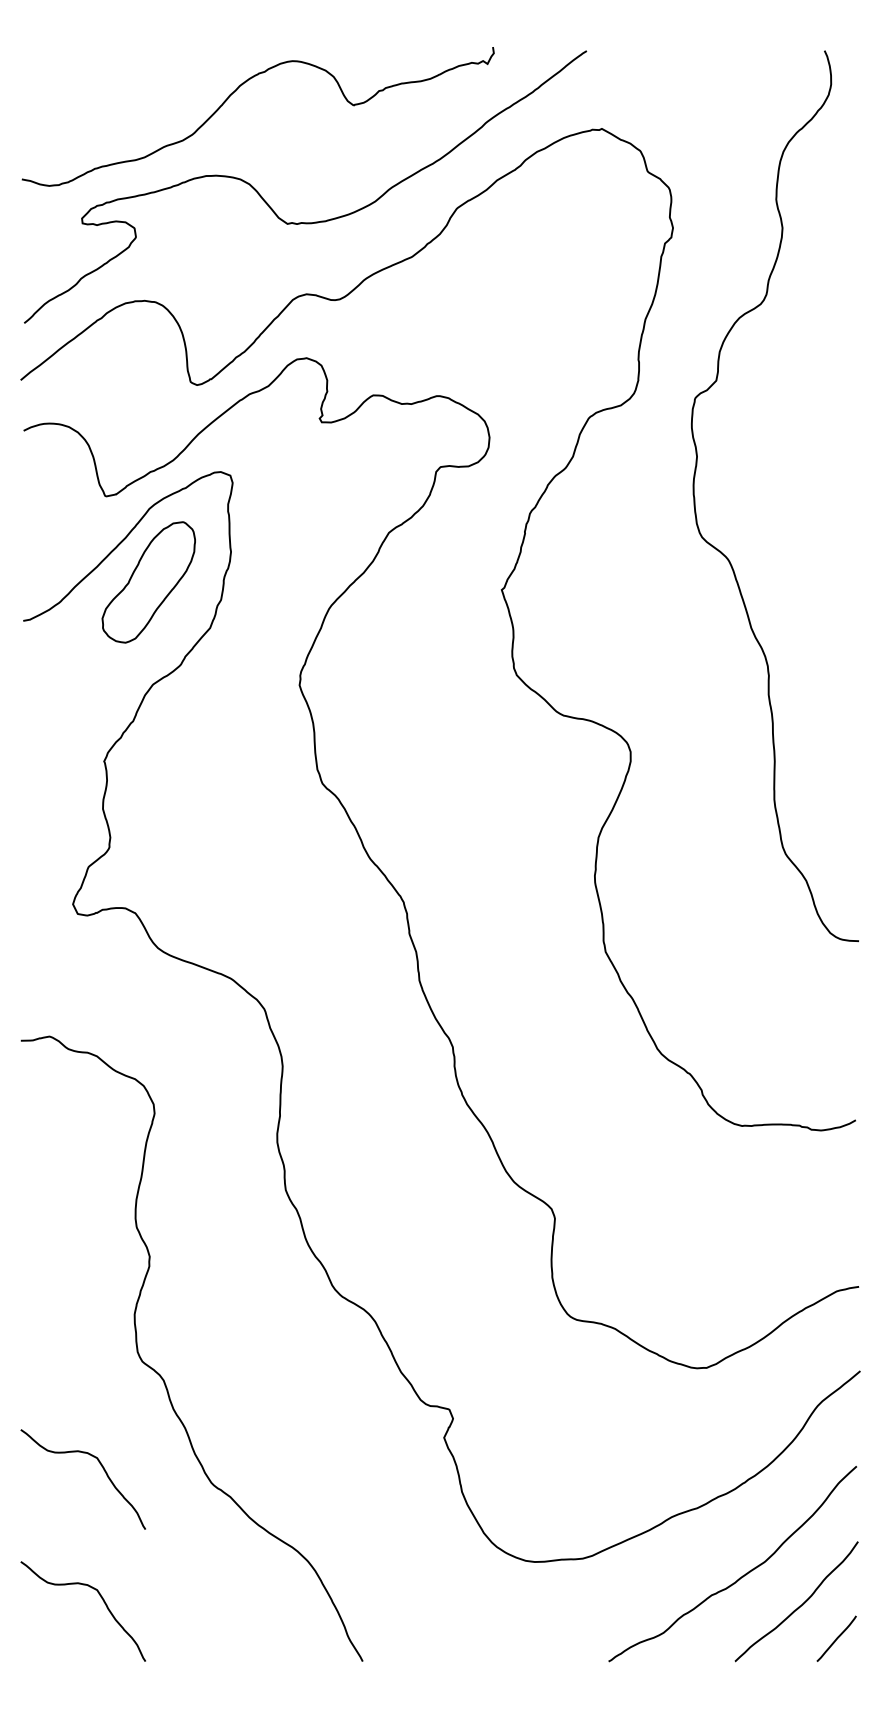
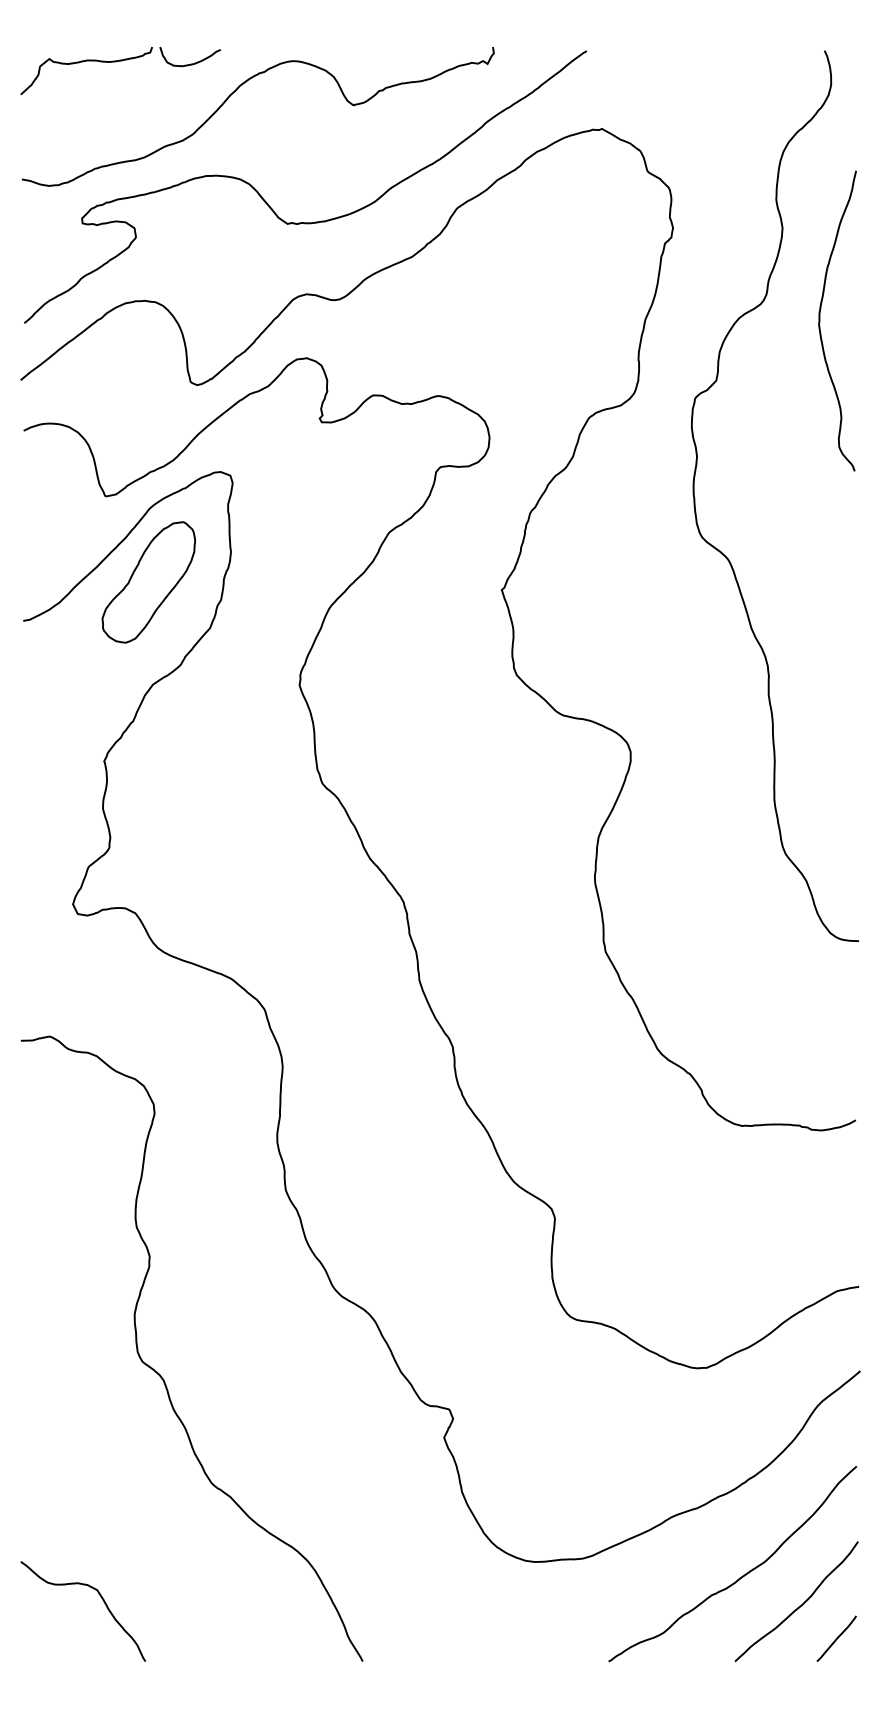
part: none -> present (116, 62)
curve: none -> present (820, 320)
curve: present -> none (100, 1465)
